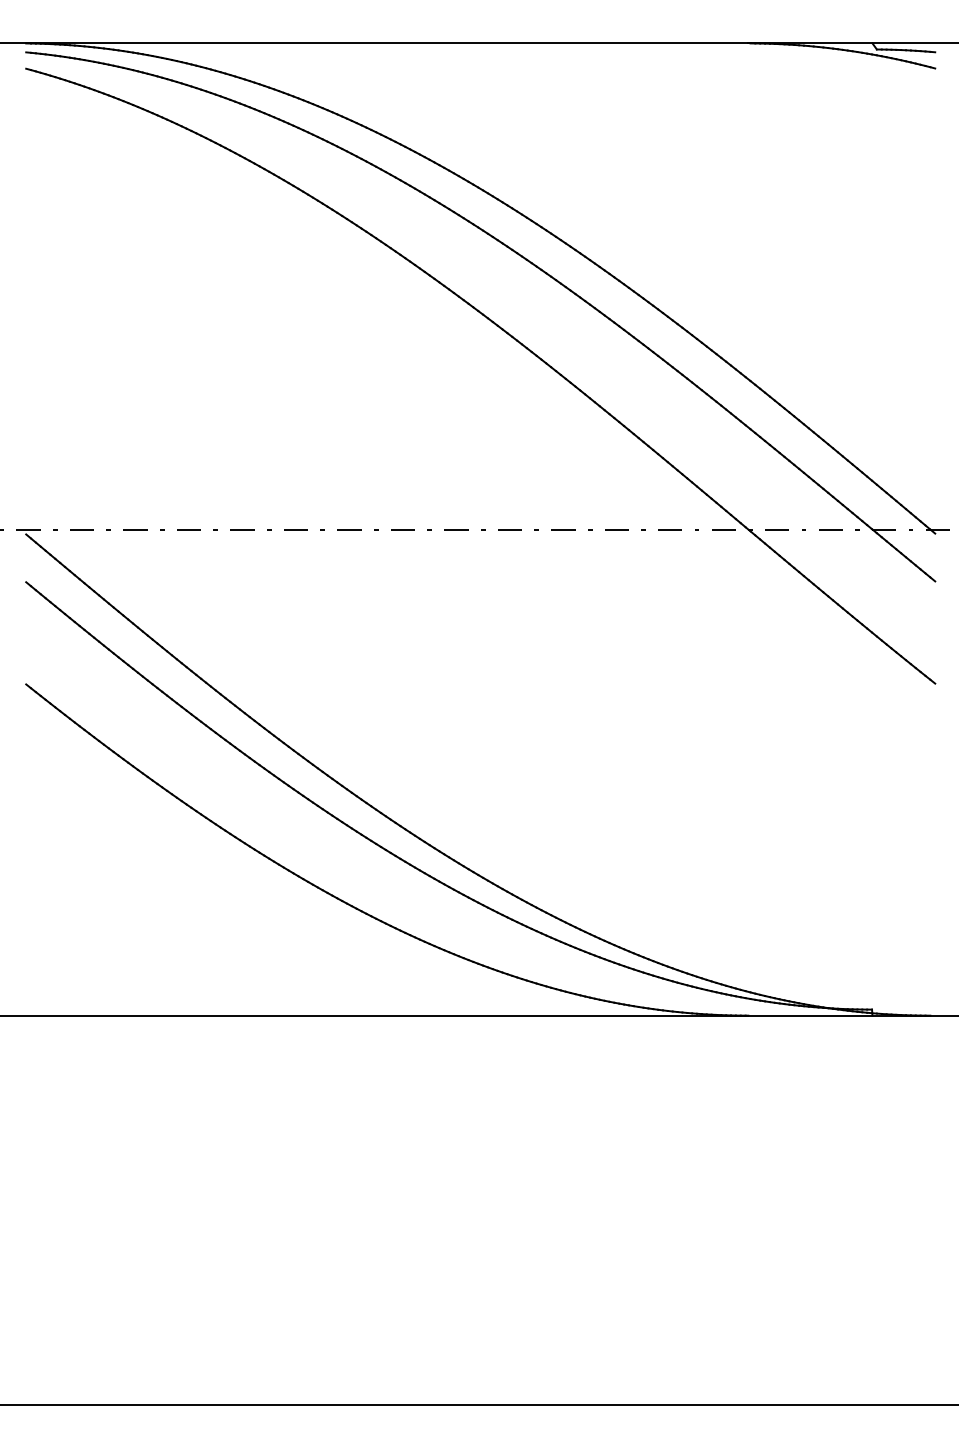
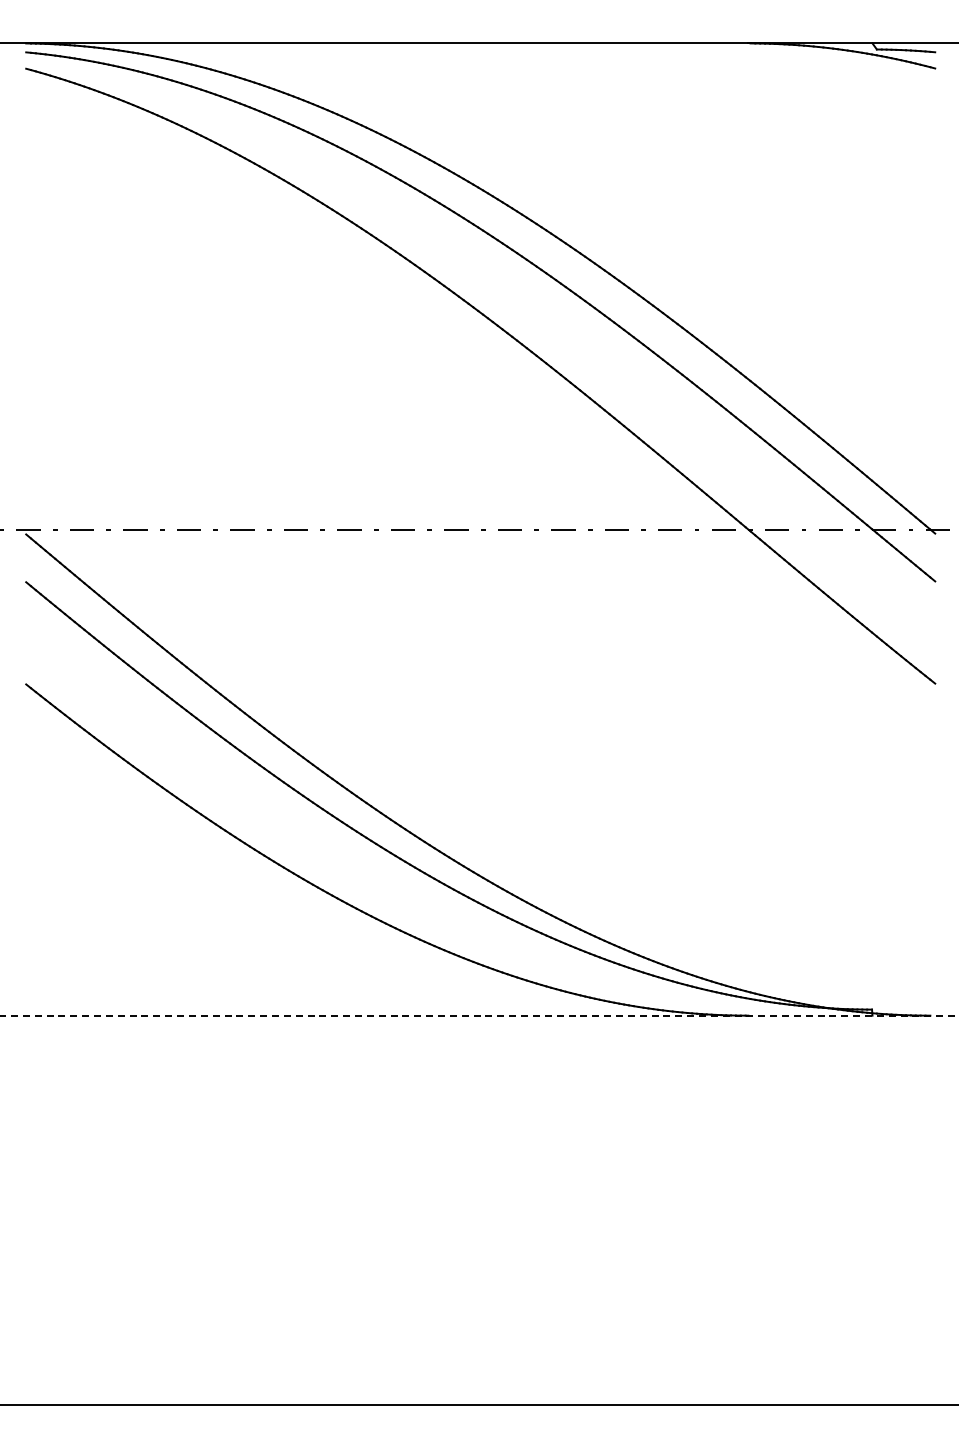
line: solid -> dashed (479, 1015)
